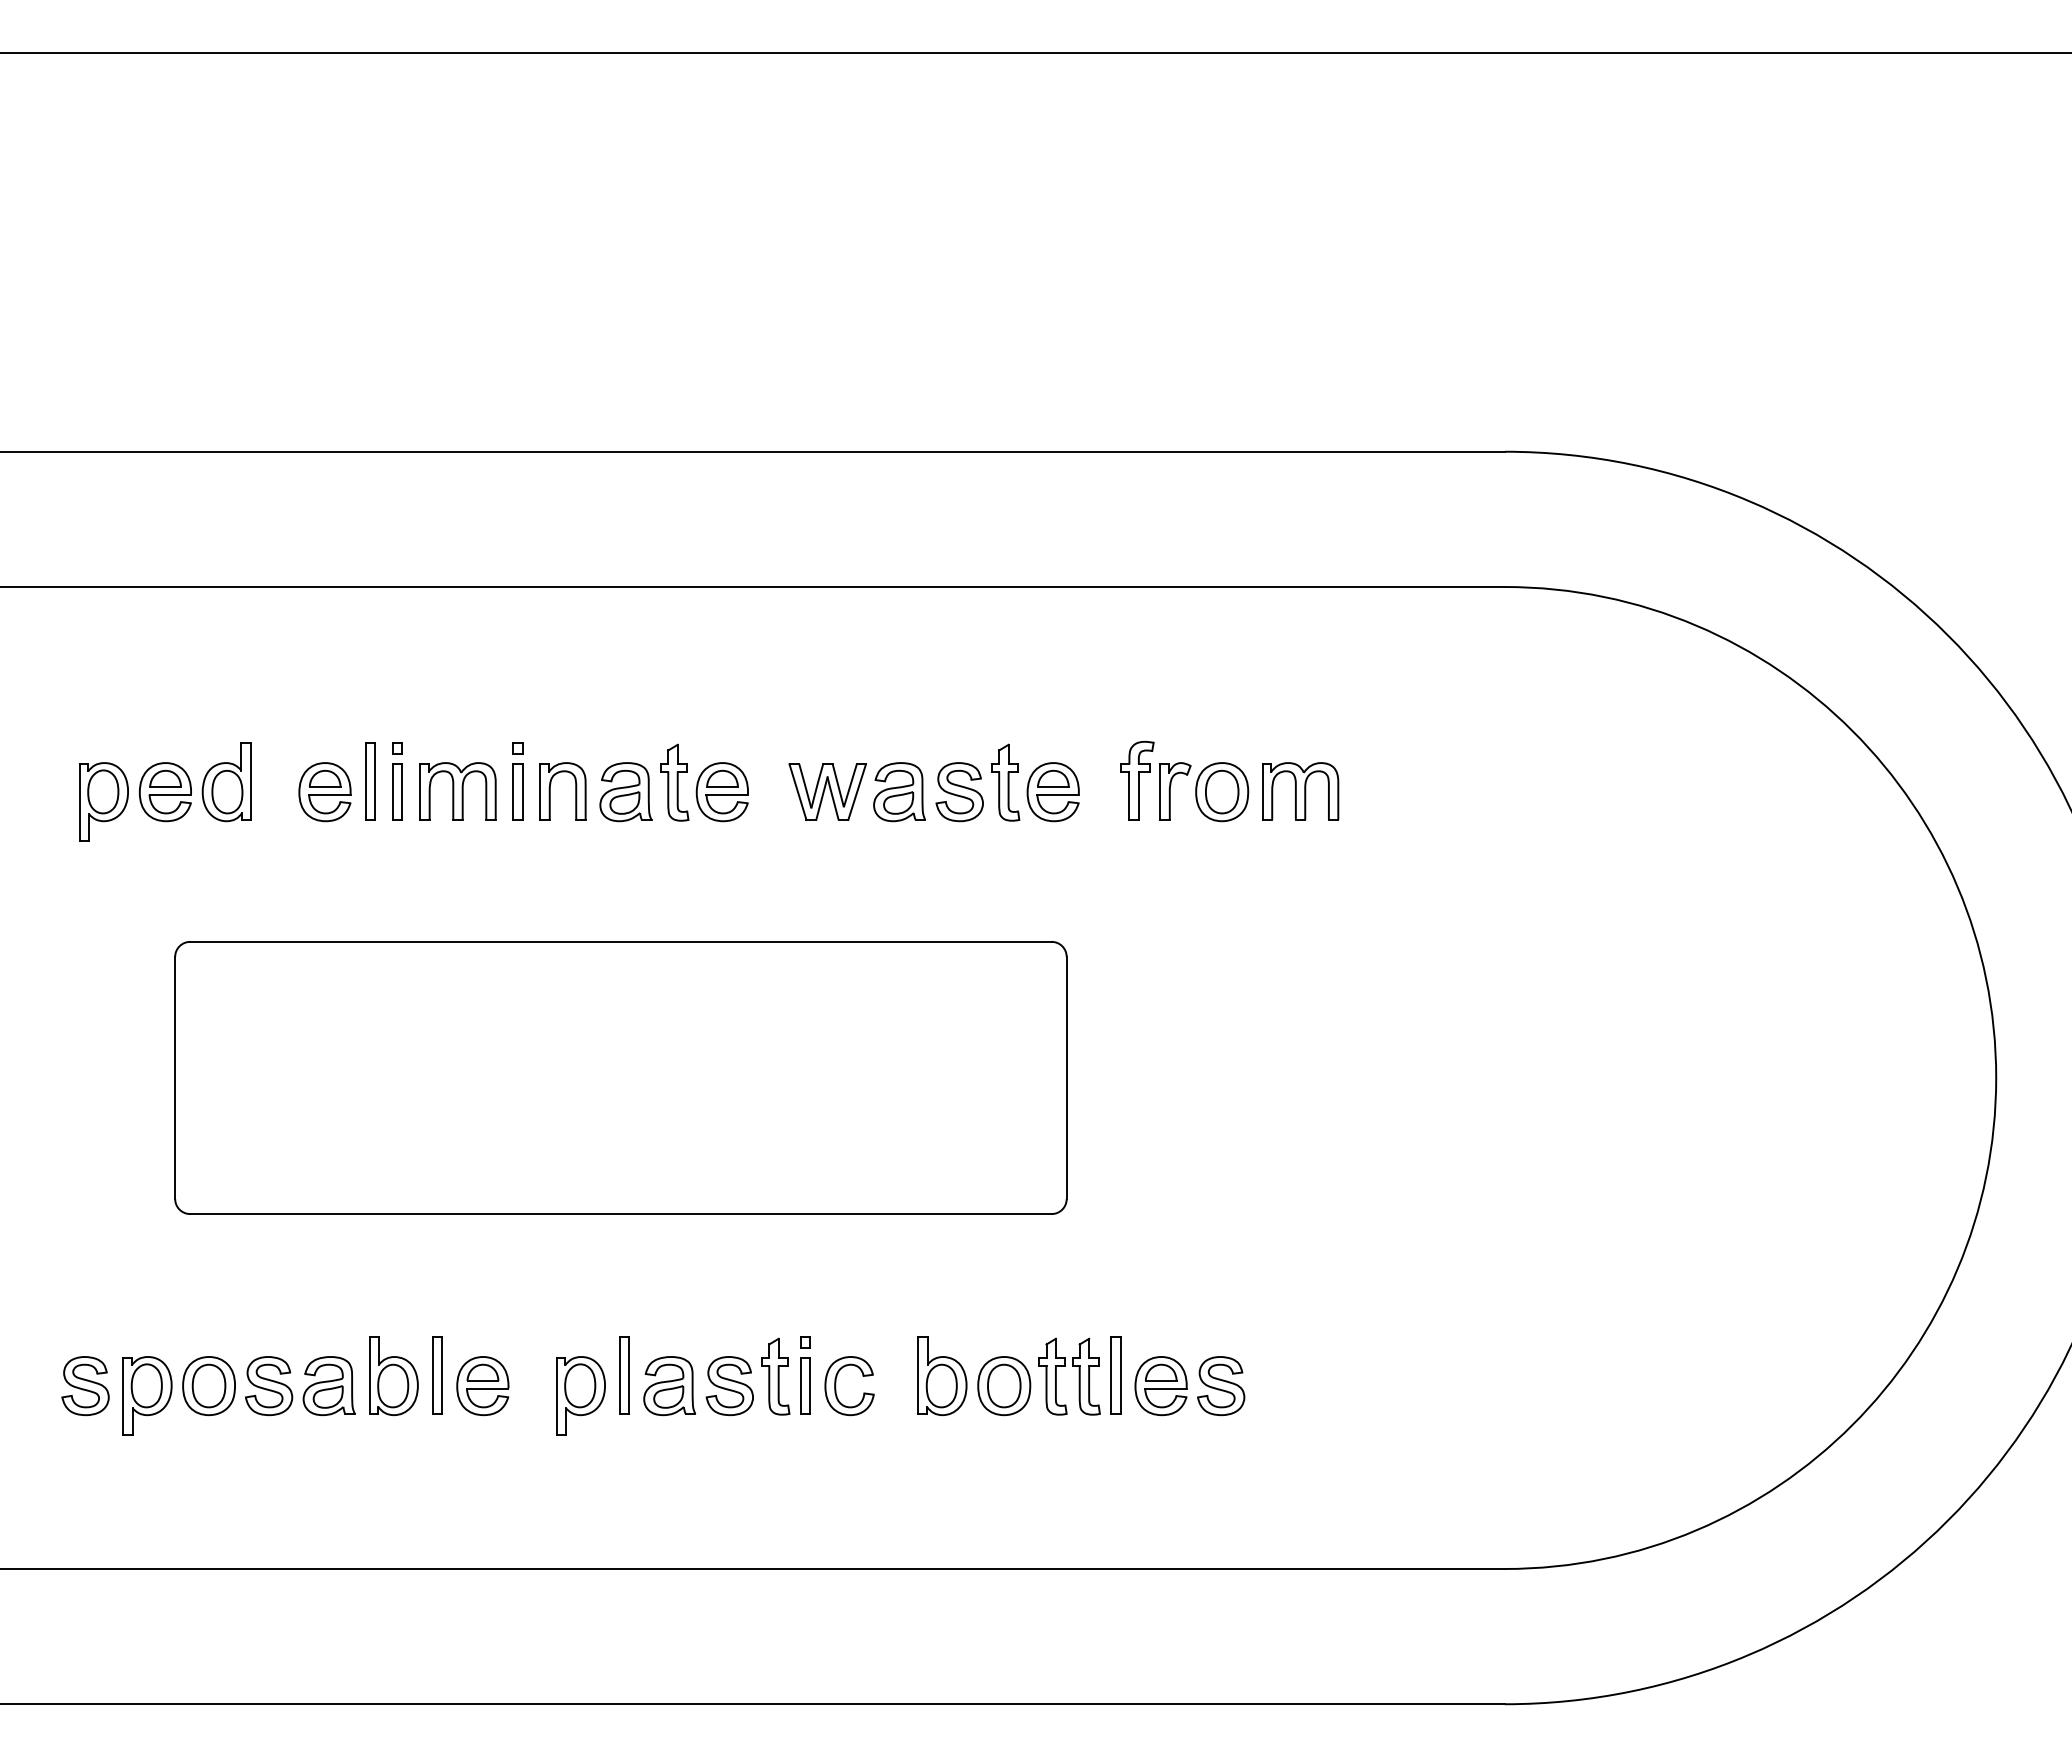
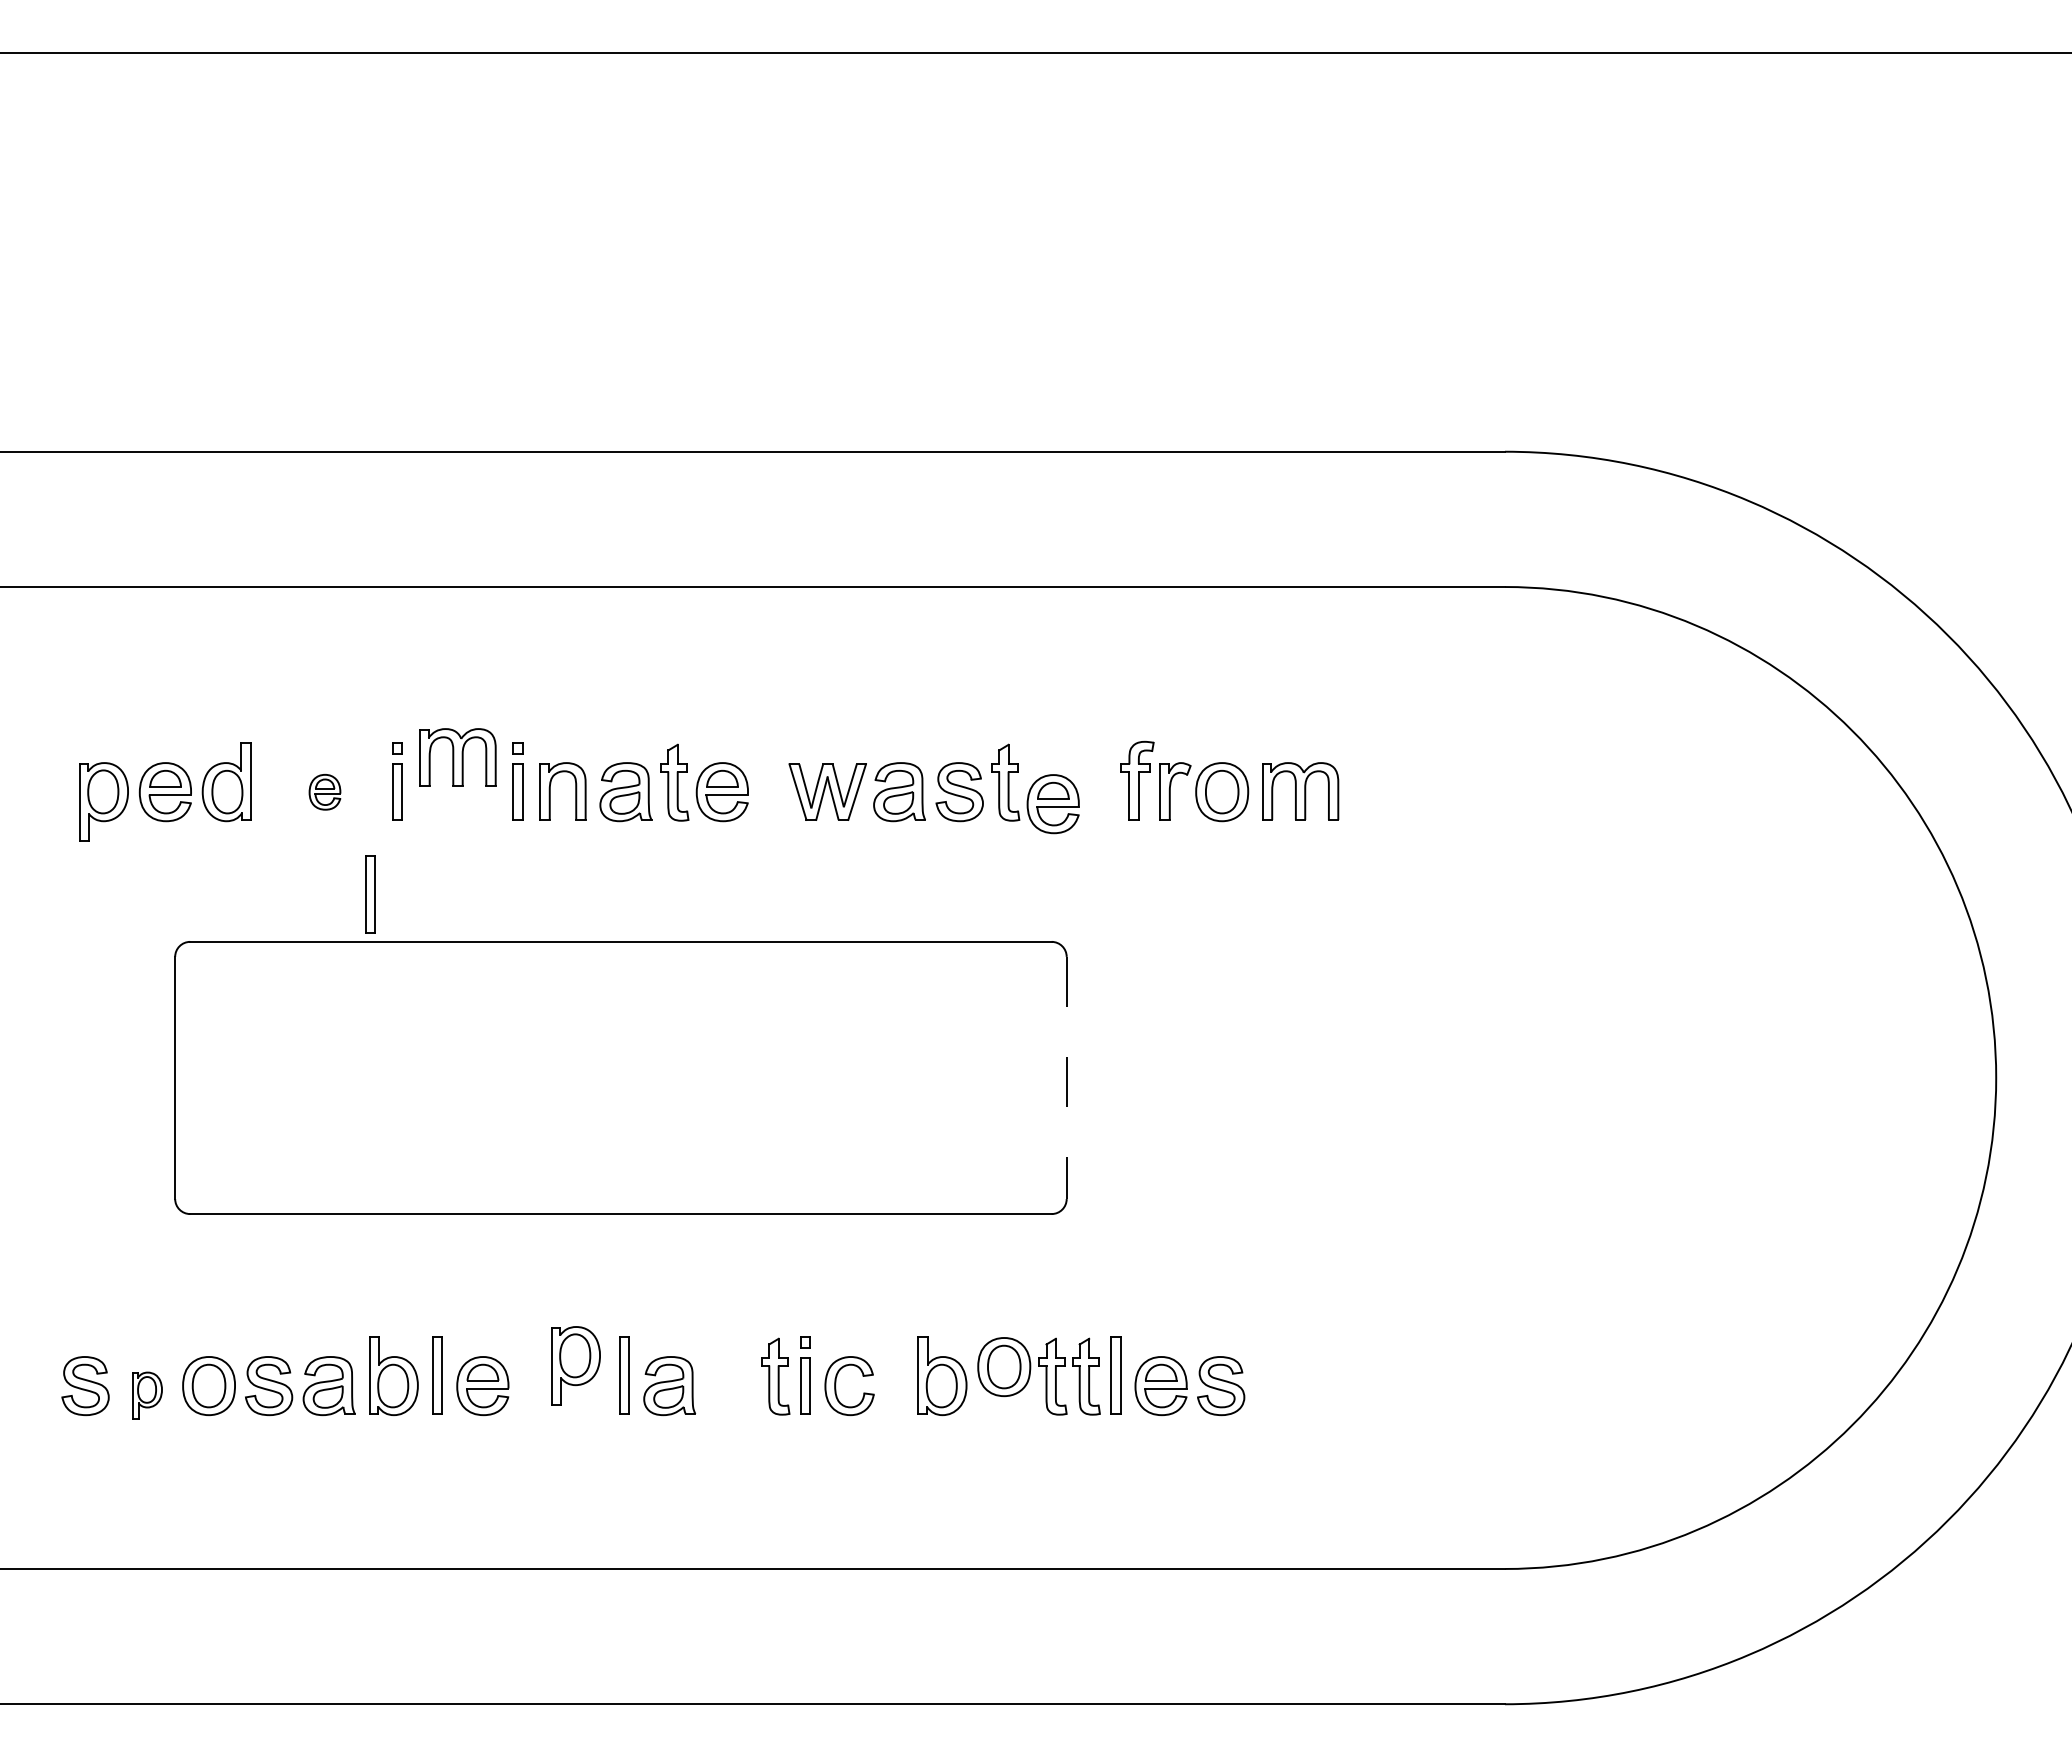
part position: (370, 781) -> (370, 894) (370, 894)
part position: (457, 791) -> (457, 757) (457, 757)
part size: 54x61 px -> 34x37 px (324, 792)
part position: (1052, 792) -> (1052, 804) (1052, 804)
line: solid -> dashed (1066, 1078)
part: present -> none (729, 1386)
part position: (1004, 1386) -> (1004, 1367) (1004, 1367)
part size: 51x80 px -> 31x49 px (147, 1395)
part position: (580, 1395) -> (575, 1365) (575, 1365)
